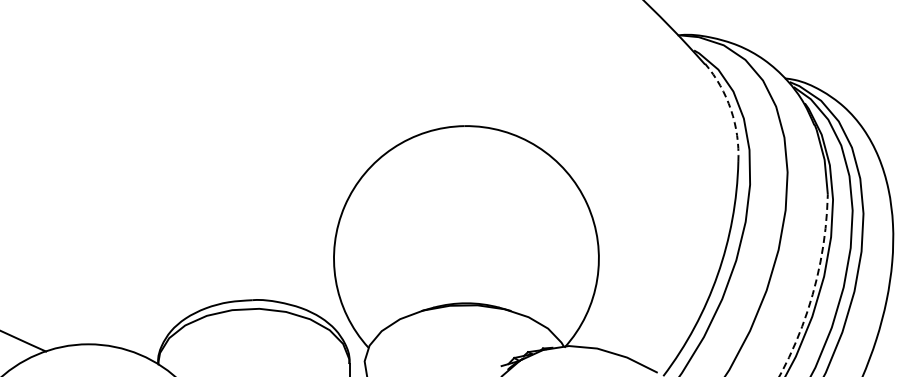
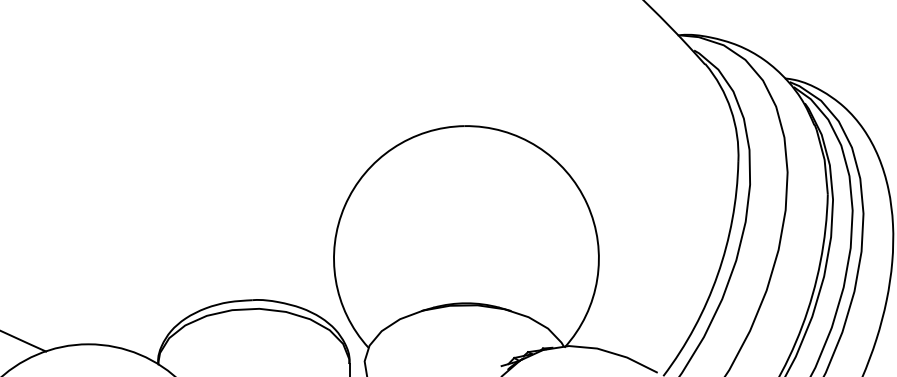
arc: dashed -> solid (731, 109)
arc: dashed -> solid (814, 288)
